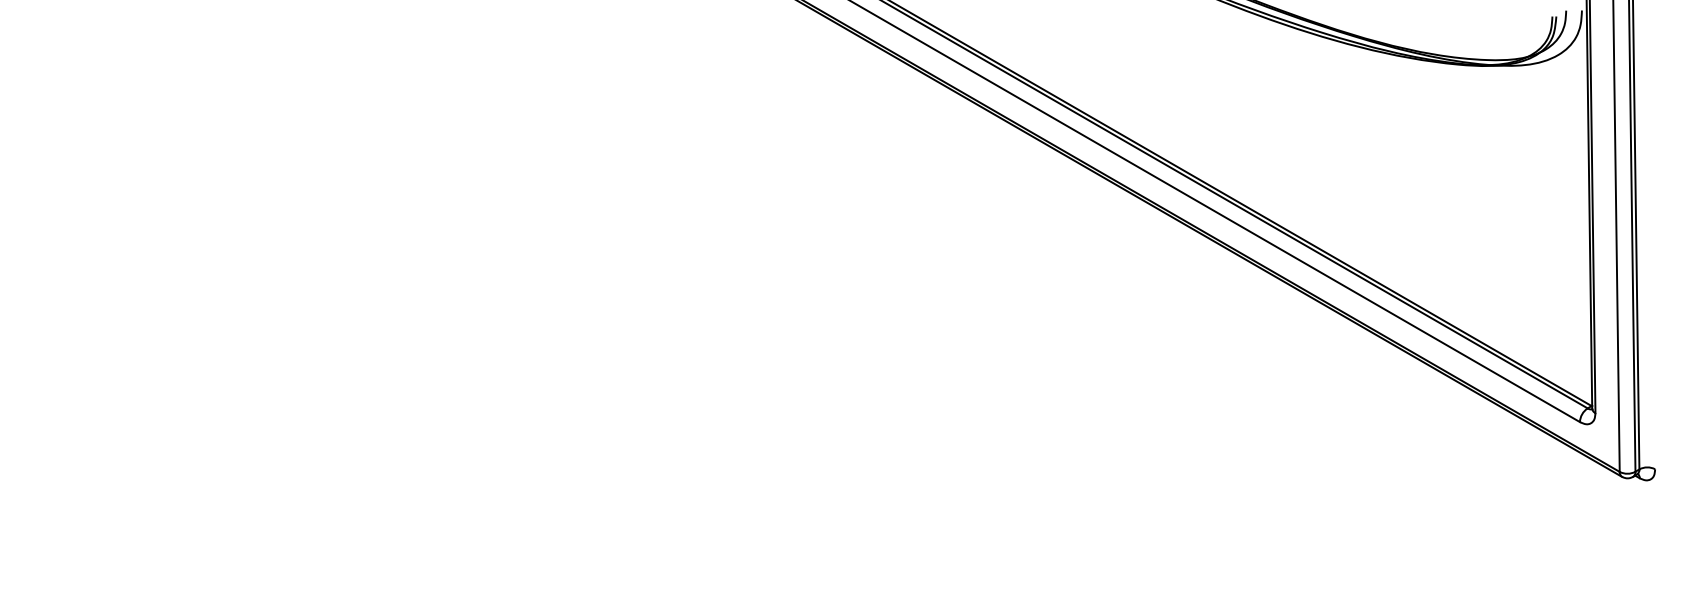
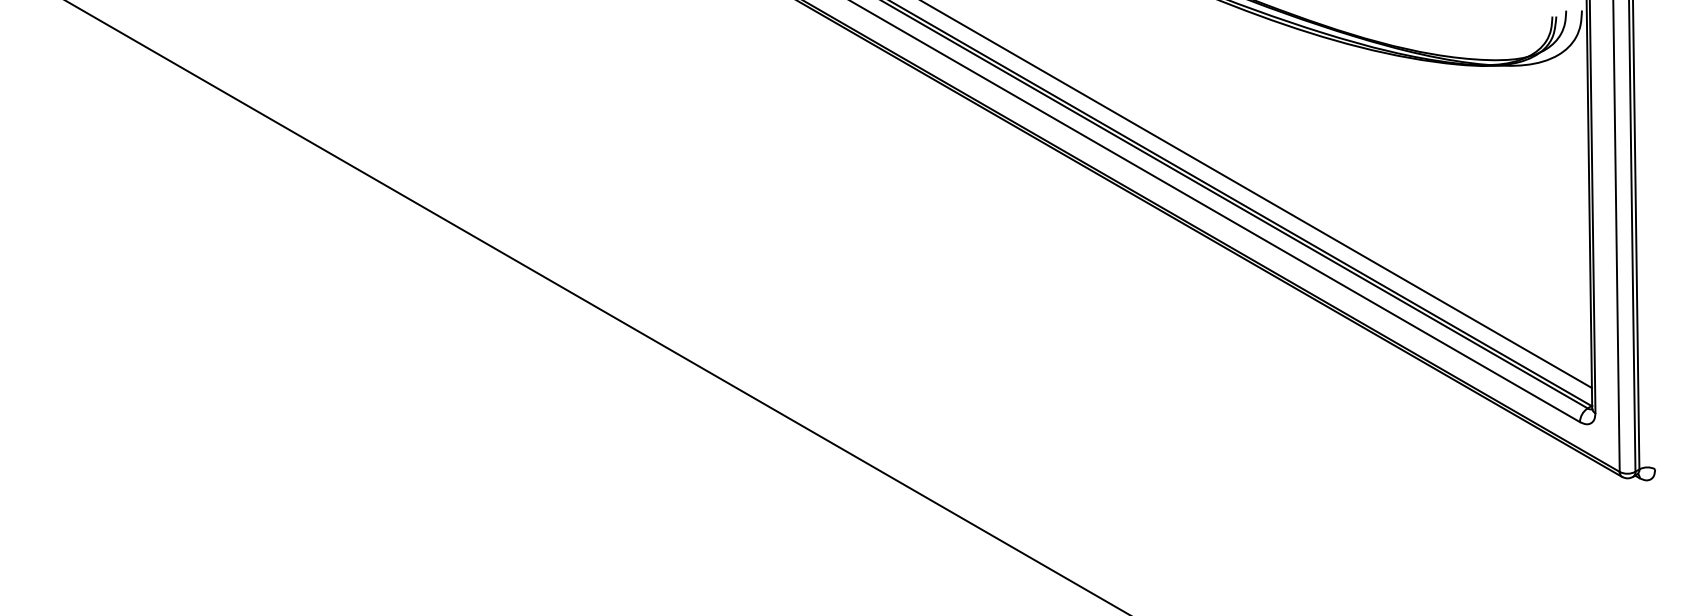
line: none -> present (1257, 195)
line: none -> present (596, 307)
